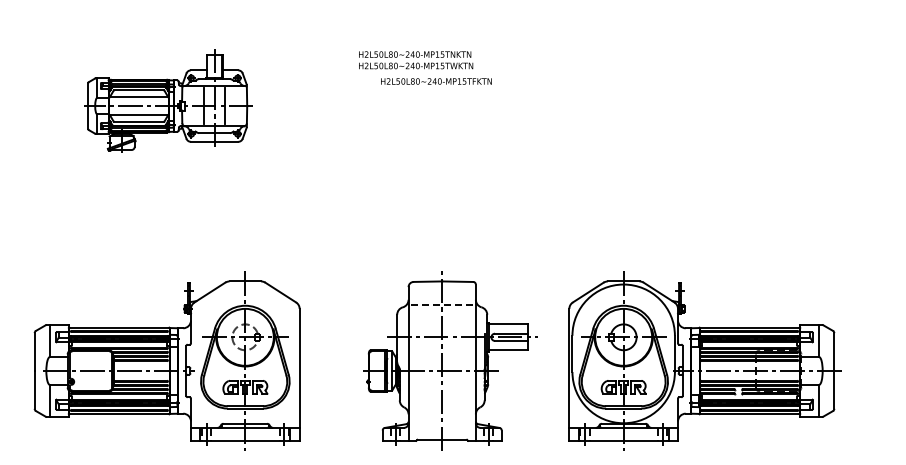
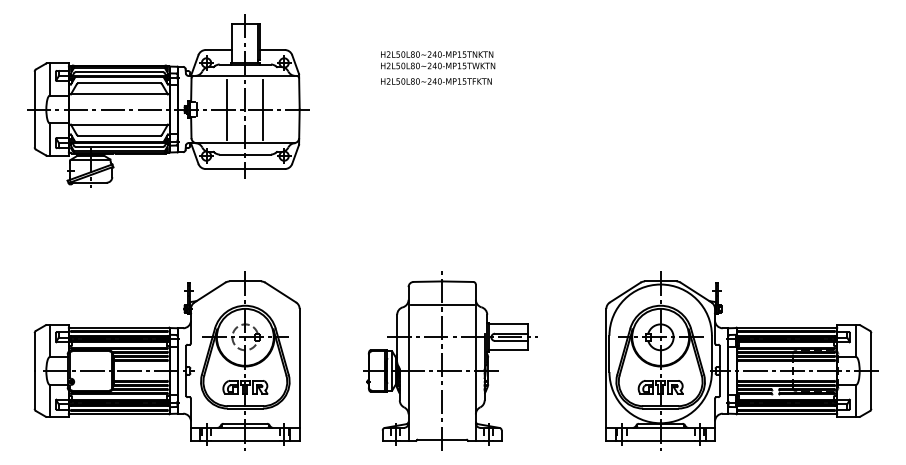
text position: (416, 60) -> (438, 60) (438, 60)
part size: 169x104 px -> 283x174 px (168, 100)
line: dashed -> solid (442, 304)
part position: (704, 360) -> (741, 360) (741, 360)
